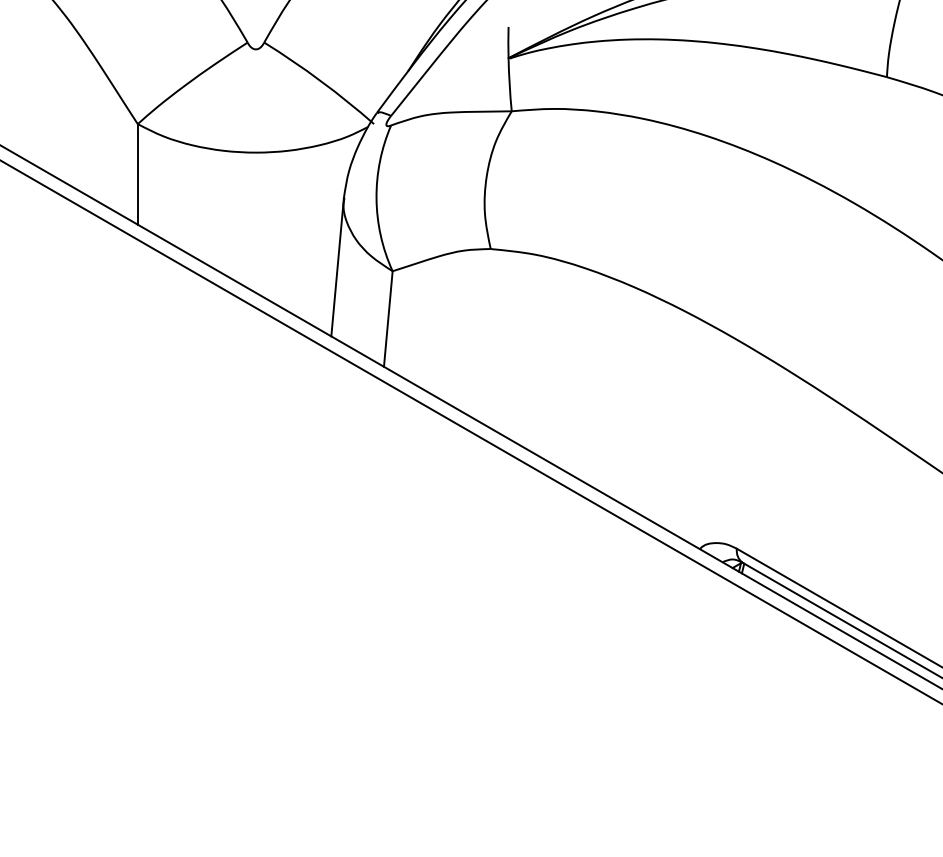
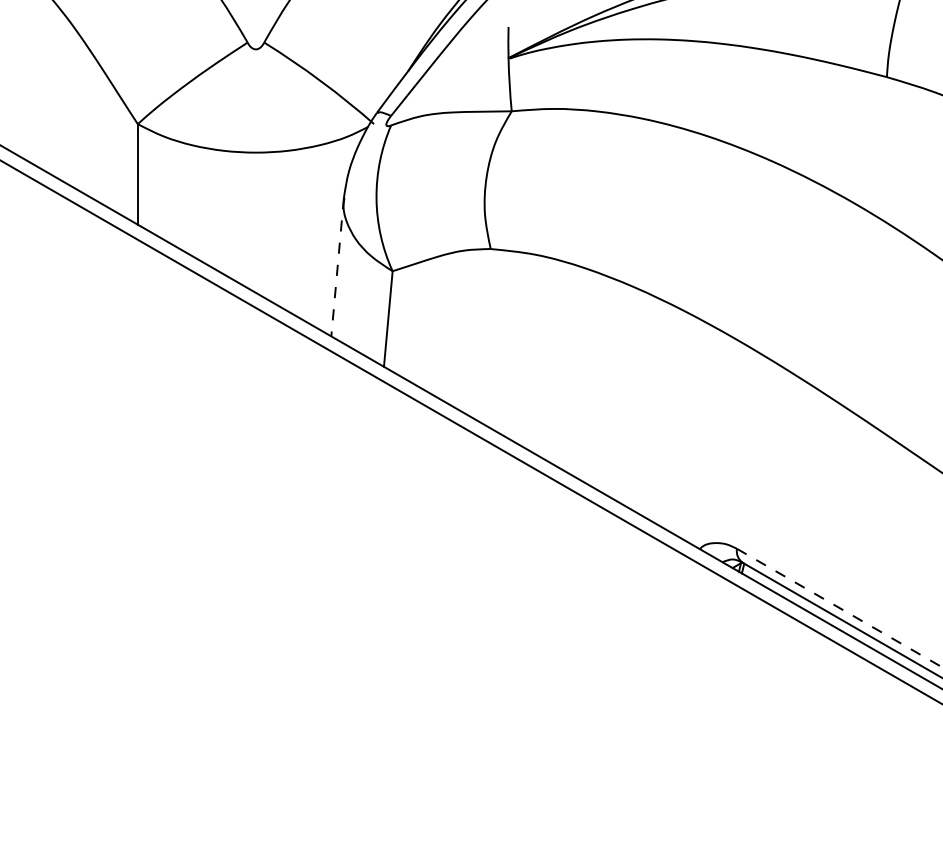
line: solid -> dashed (337, 267)
line: solid -> dashed (840, 608)
